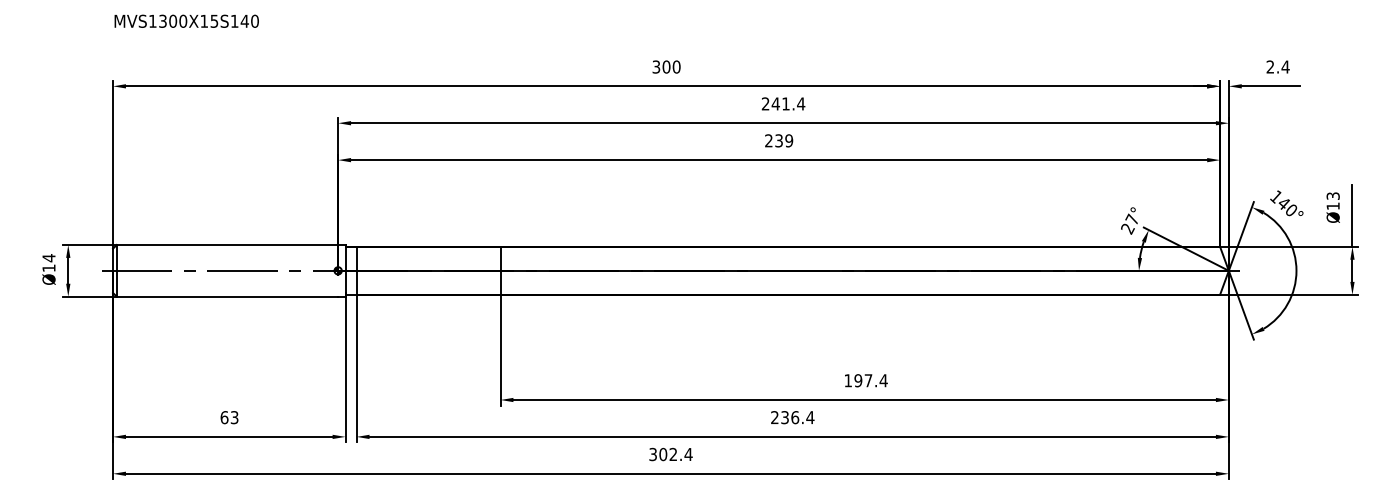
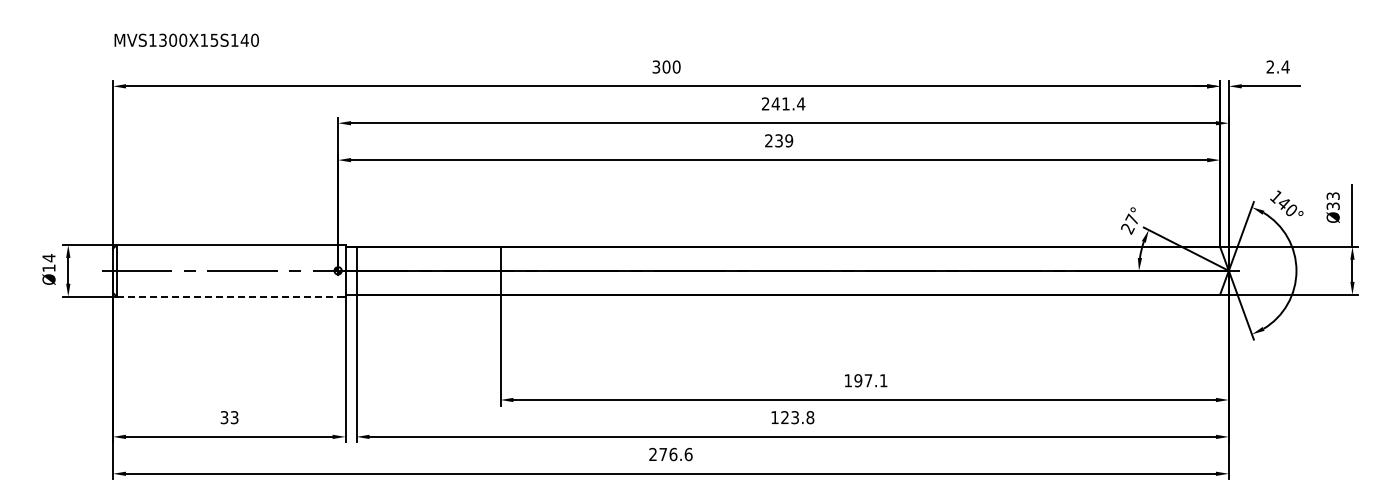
text position: (186, 20) -> (186, 39) (186, 39)
text: Ø13 -> Ø33 (1332, 206)
line: solid -> dashed (227, 296)
text: 197.4 -> 197.1 (883, 380)
text: 63 -> 33 (224, 417)
text: 236.4 -> 123.8 (792, 417)
text: 302.4 -> 276.6 (670, 454)
